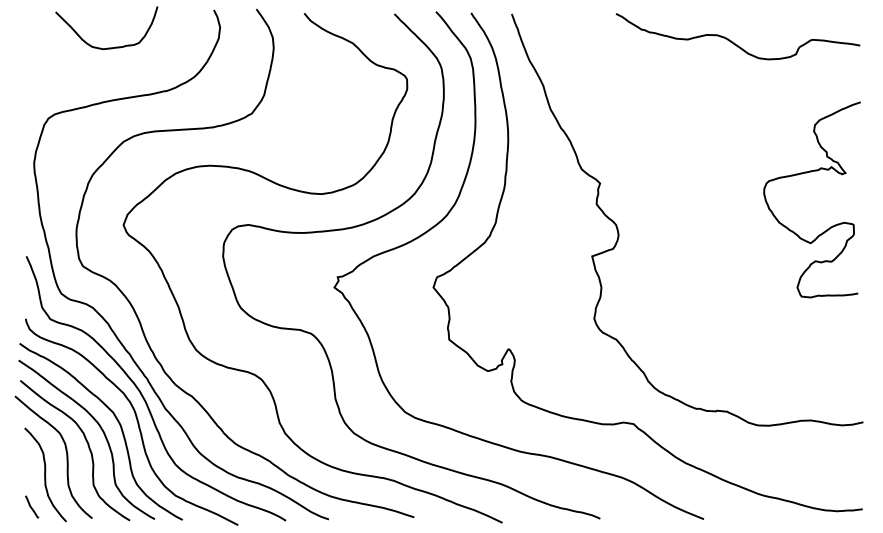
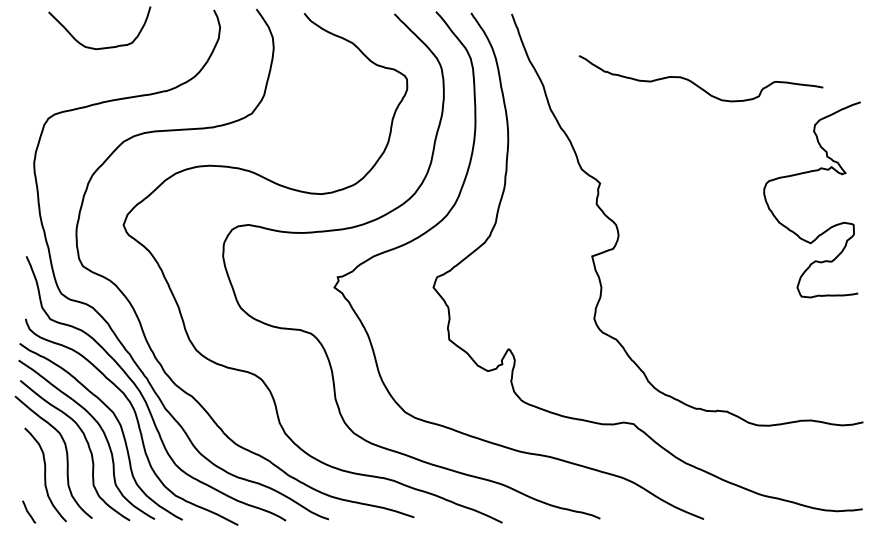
curve position: (734, 42) -> (697, 84) (697, 84)
curve position: (107, 47) -> (100, 47) (100, 47)
curve position: (31, 506) -> (28, 511) (28, 511)
